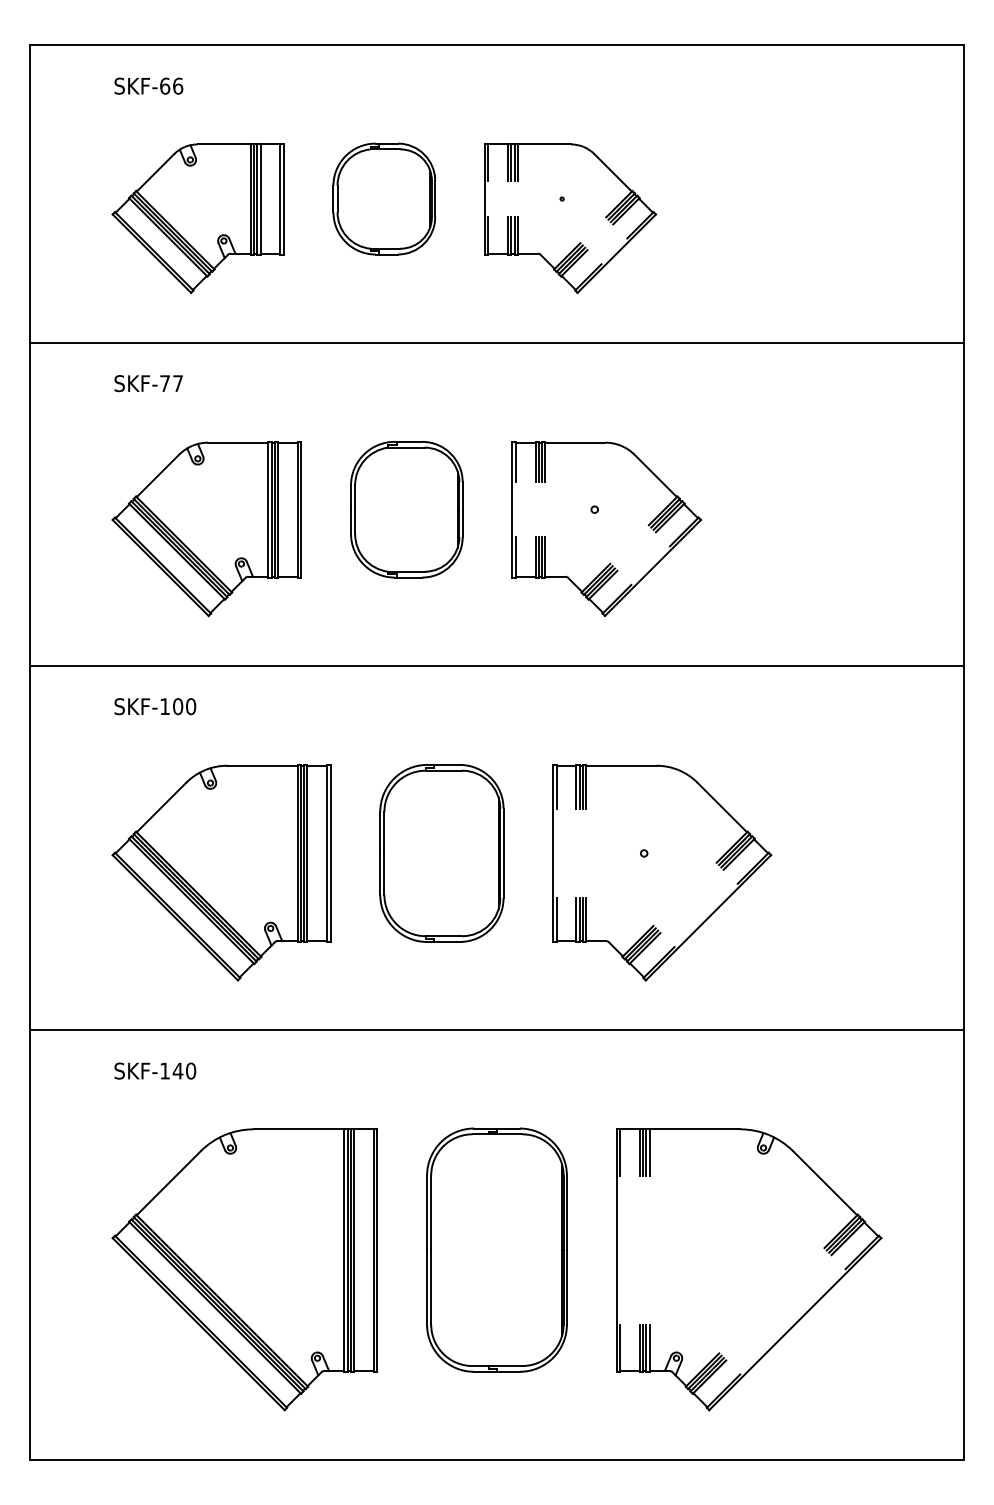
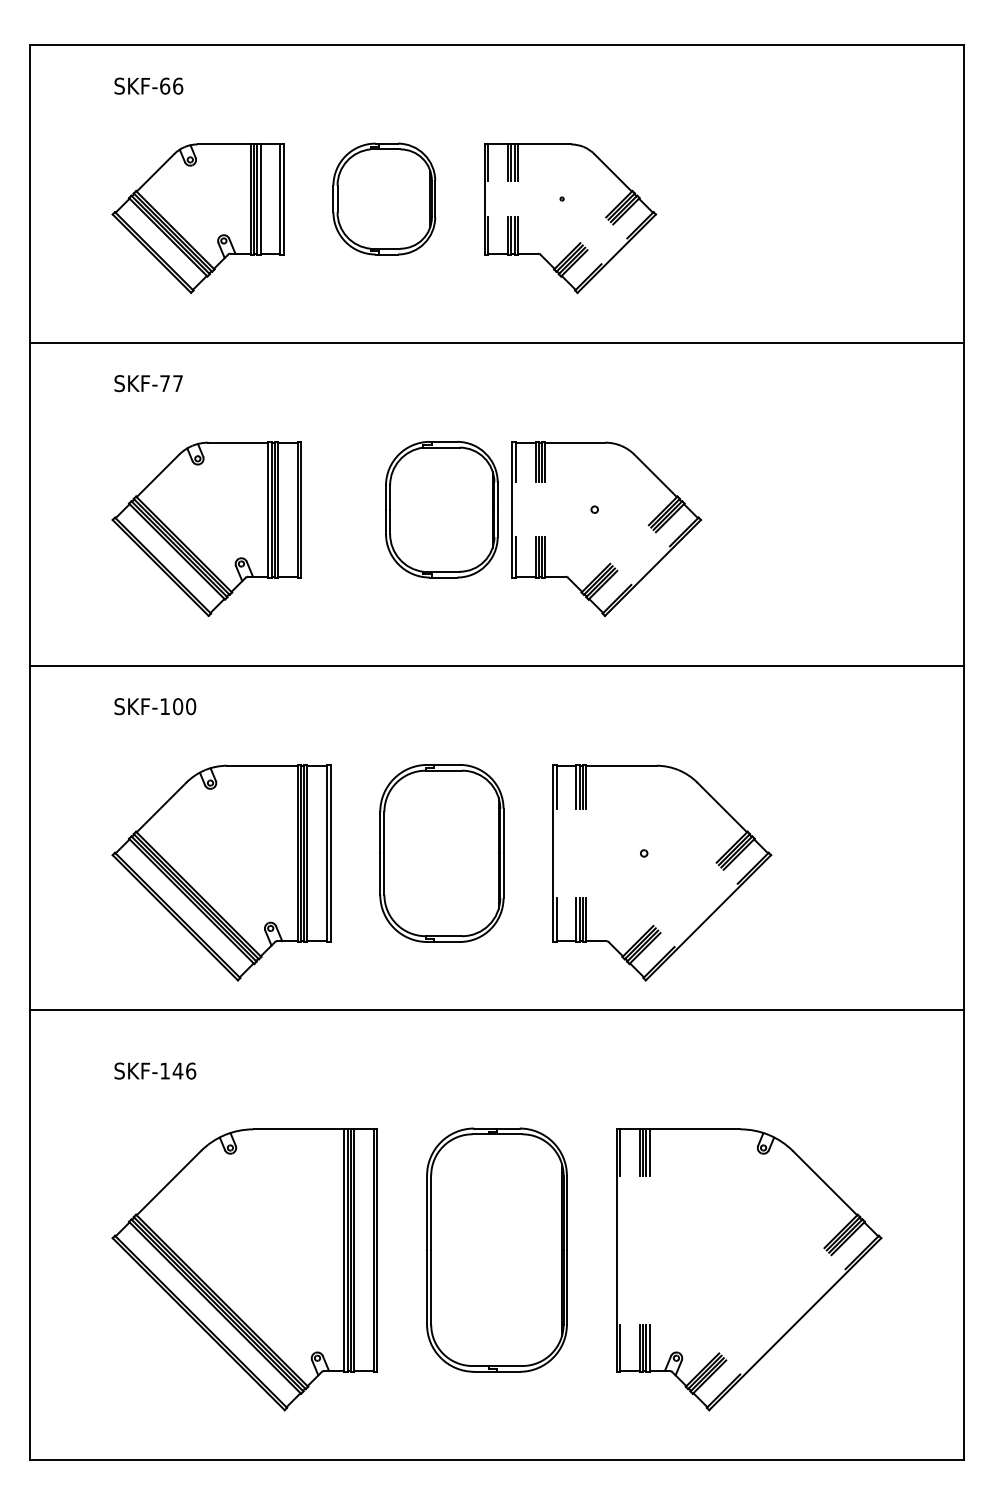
part position: (406, 509) -> (441, 509) (441, 509)
line position: (496, 1030) -> (496, 1010) (496, 1010)
text: SKF-140 -> SKF-146 (191, 1070)
